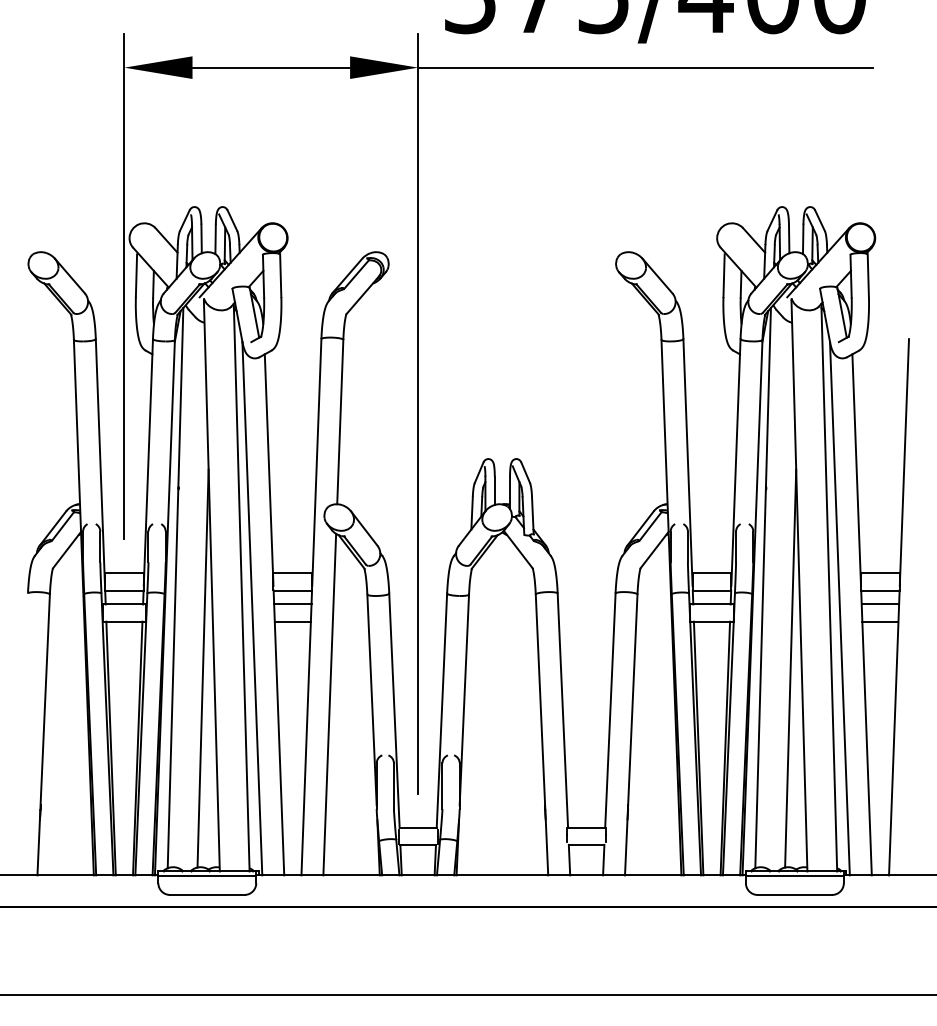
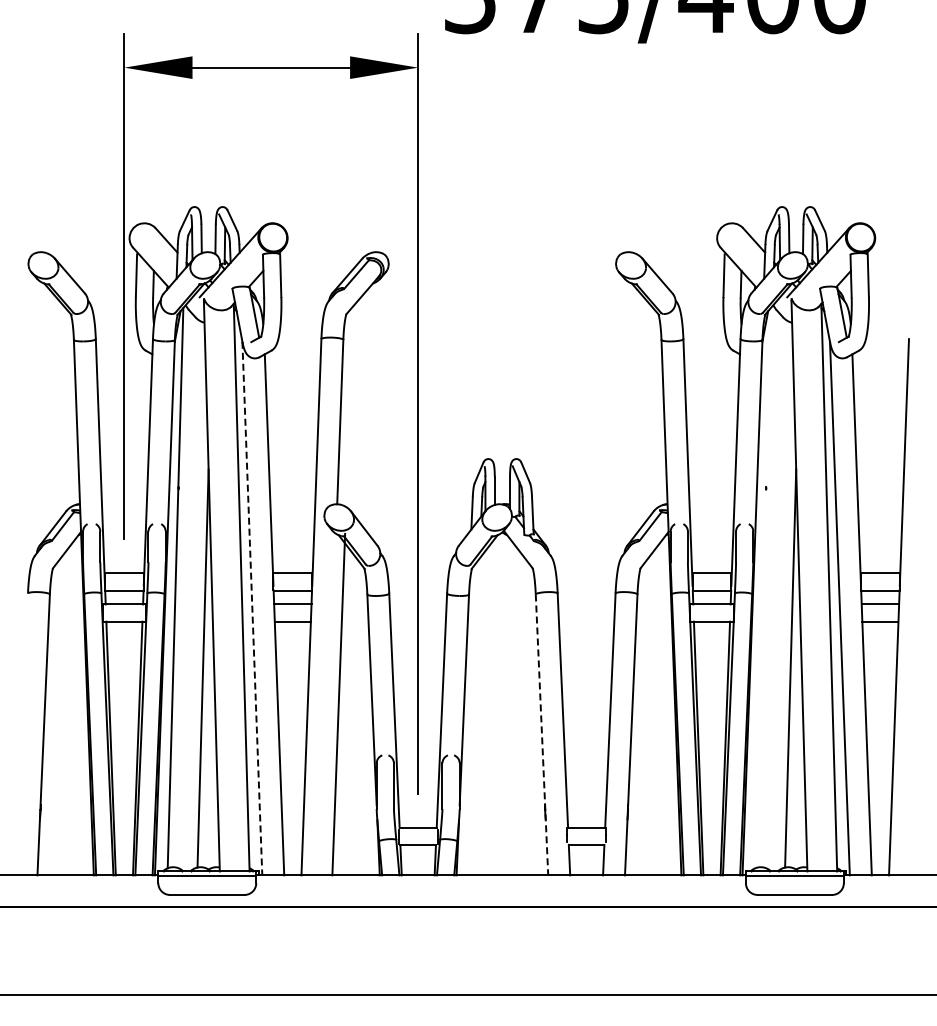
line: present -> none (645, 67)
line: present -> none (762, 587)
line: solid -> dashed (252, 608)
line position: (329, 704) -> (338, 704) (338, 704)
line: solid -> dashed (542, 734)
